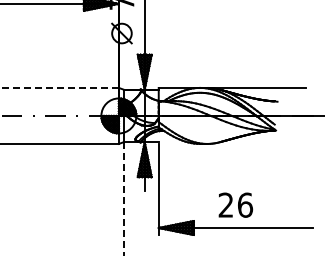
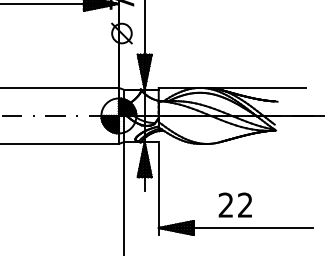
line: dashed -> solid (59, 87)
line: dashed -> solid (123, 199)
text: 26 -> 22 (245, 204)
